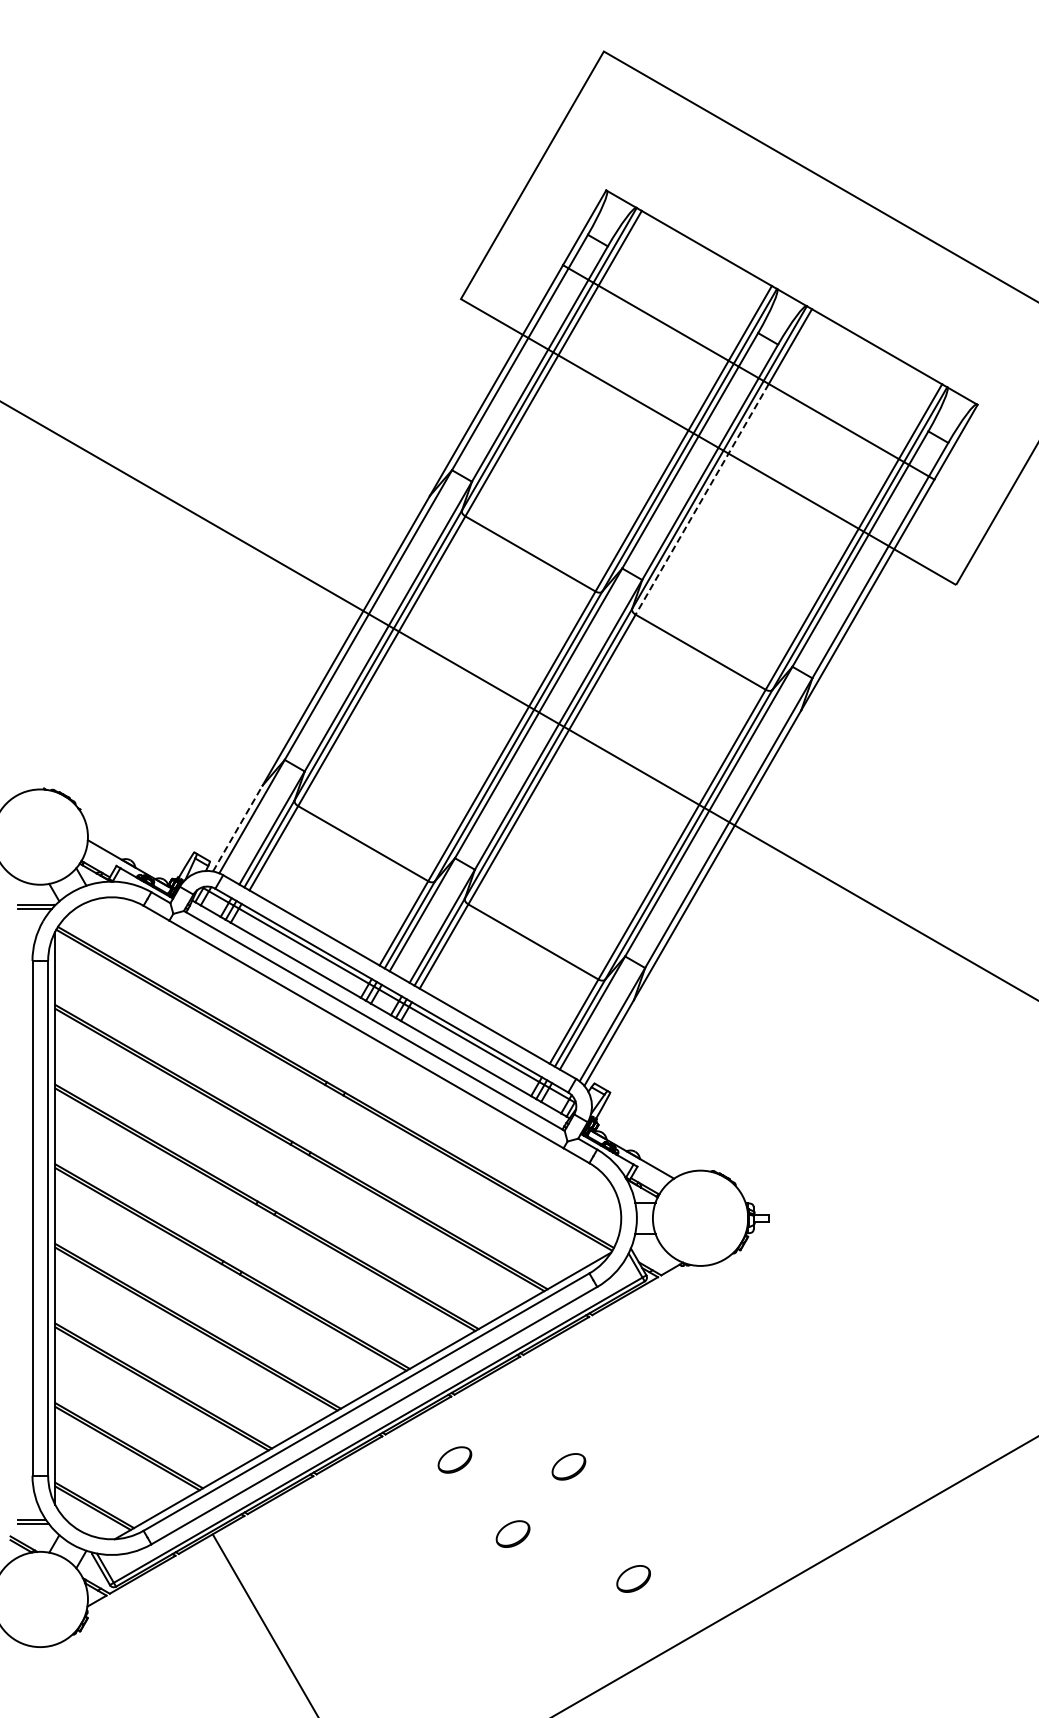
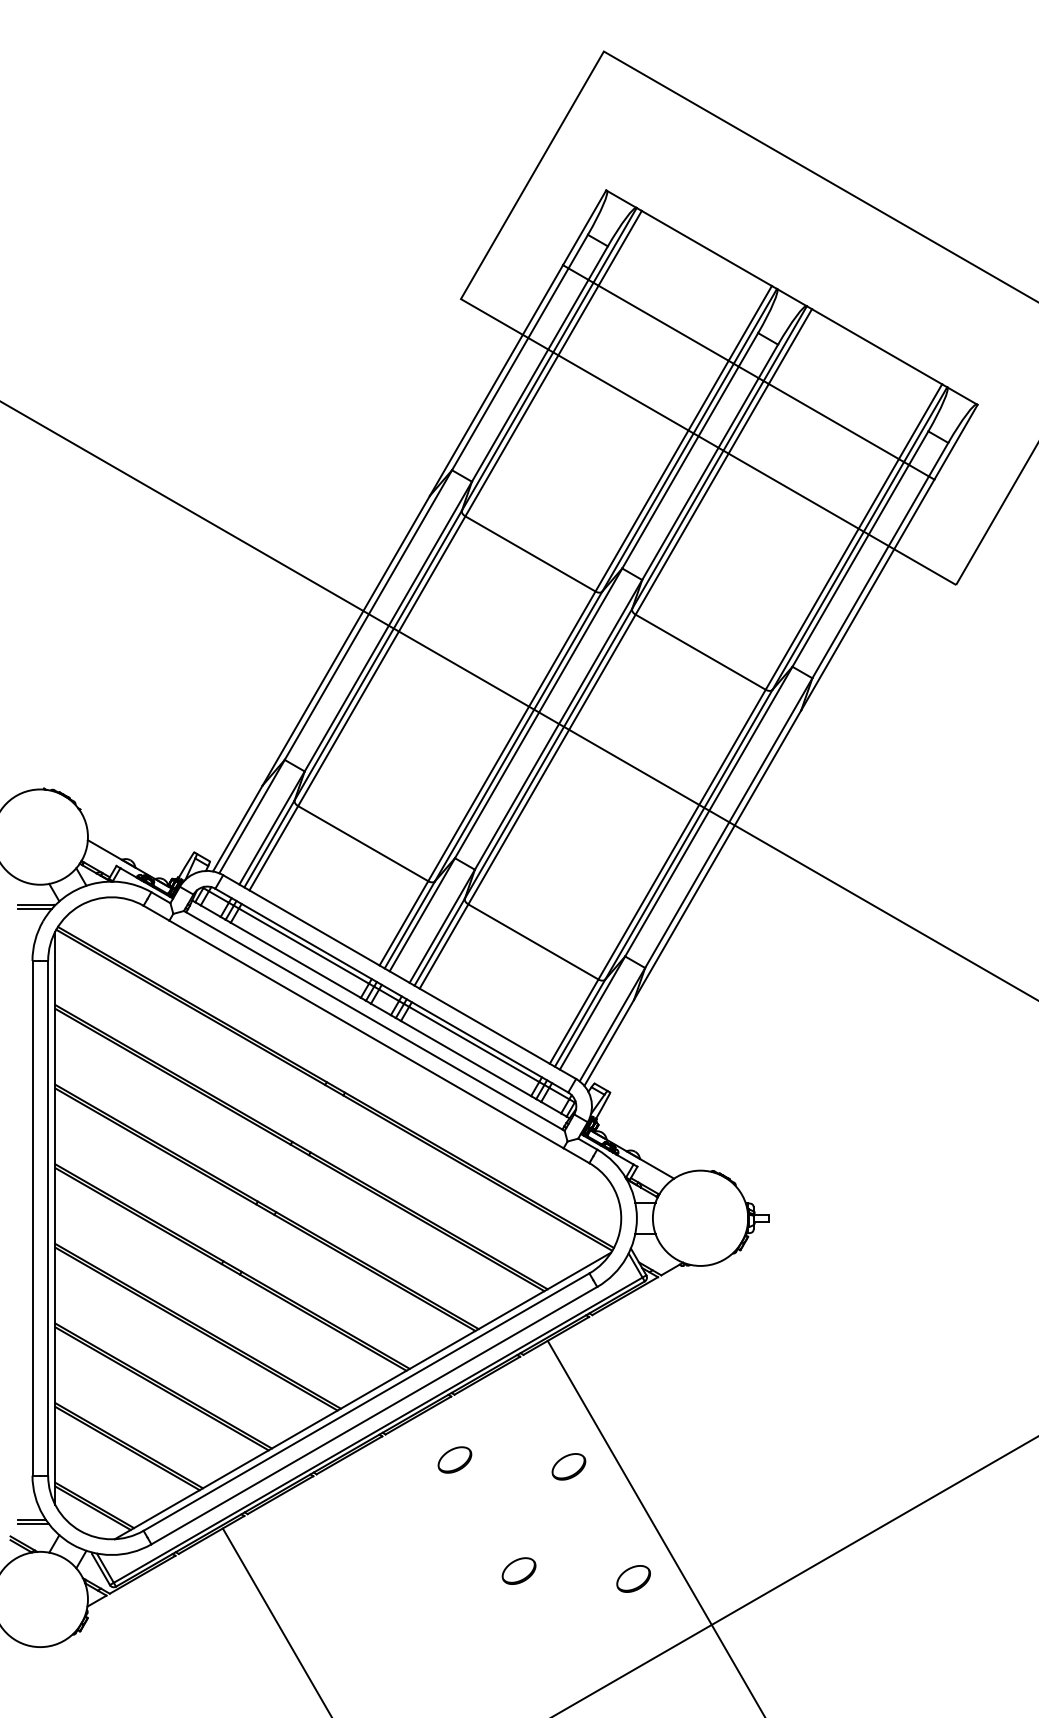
line: dashed -> solid (701, 499)
line: dashed -> solid (237, 828)
line: none -> present (655, 1527)
part position: (512, 1533) -> (518, 1570) (518, 1570)
line position: (264, 1624) -> (276, 1621) (276, 1621)
